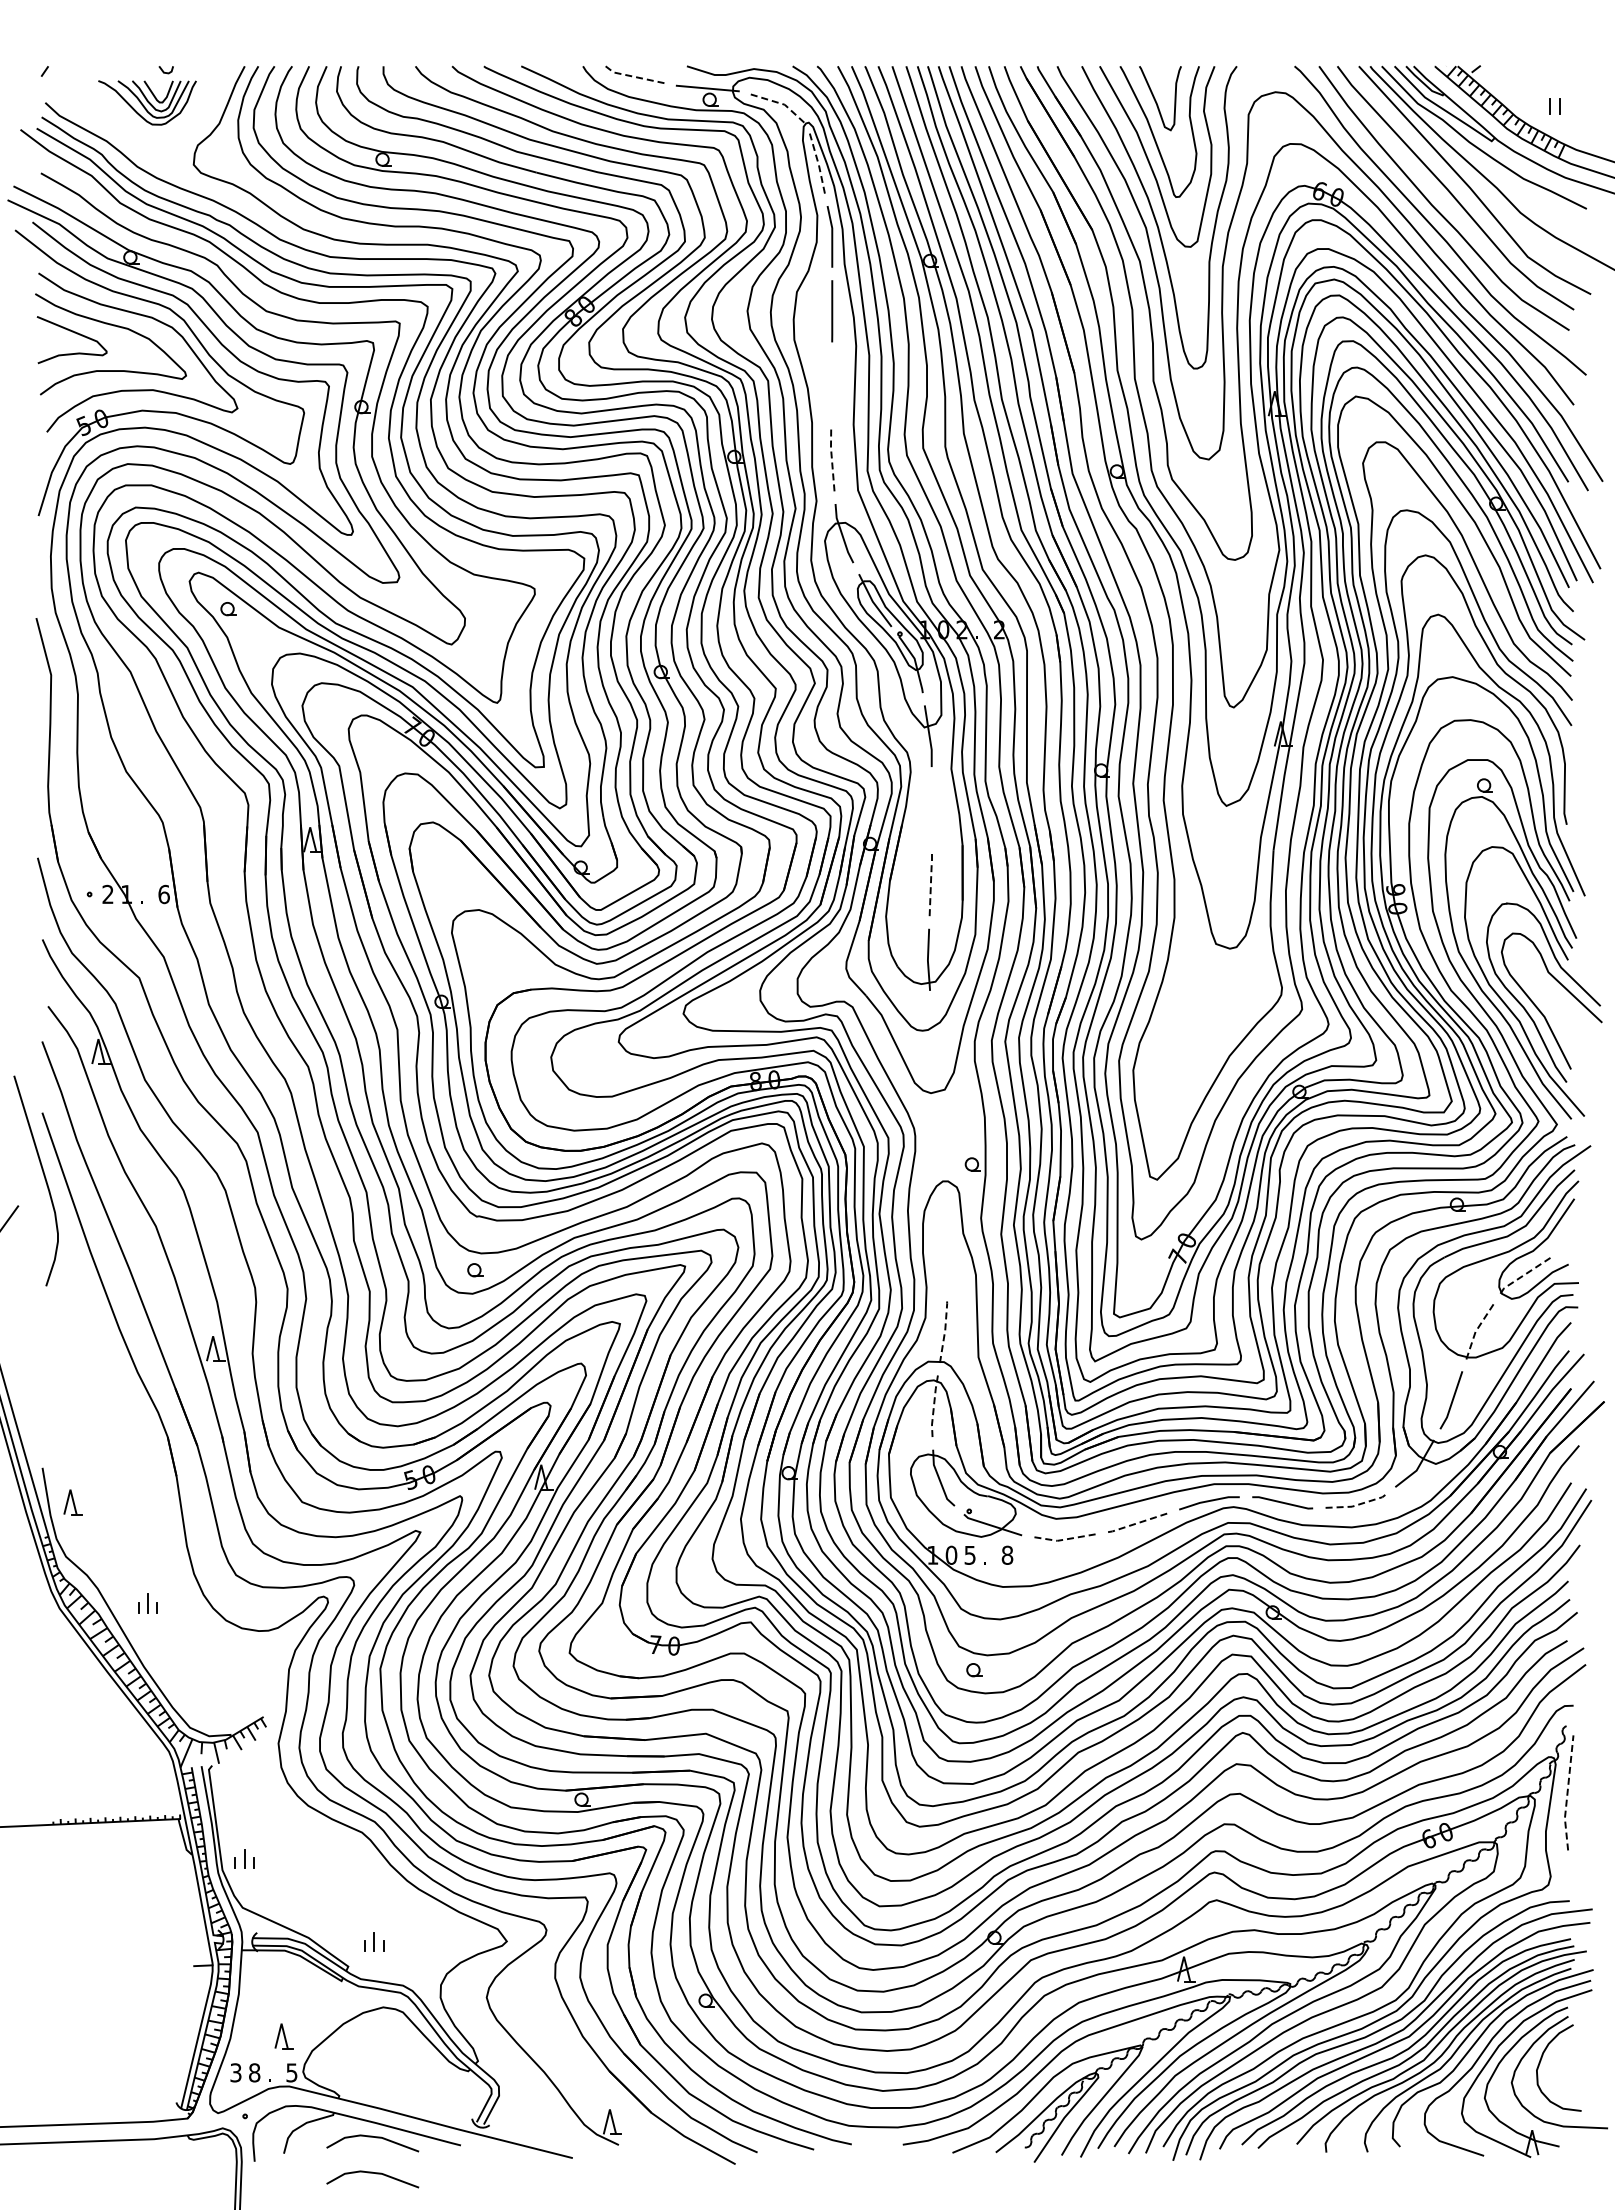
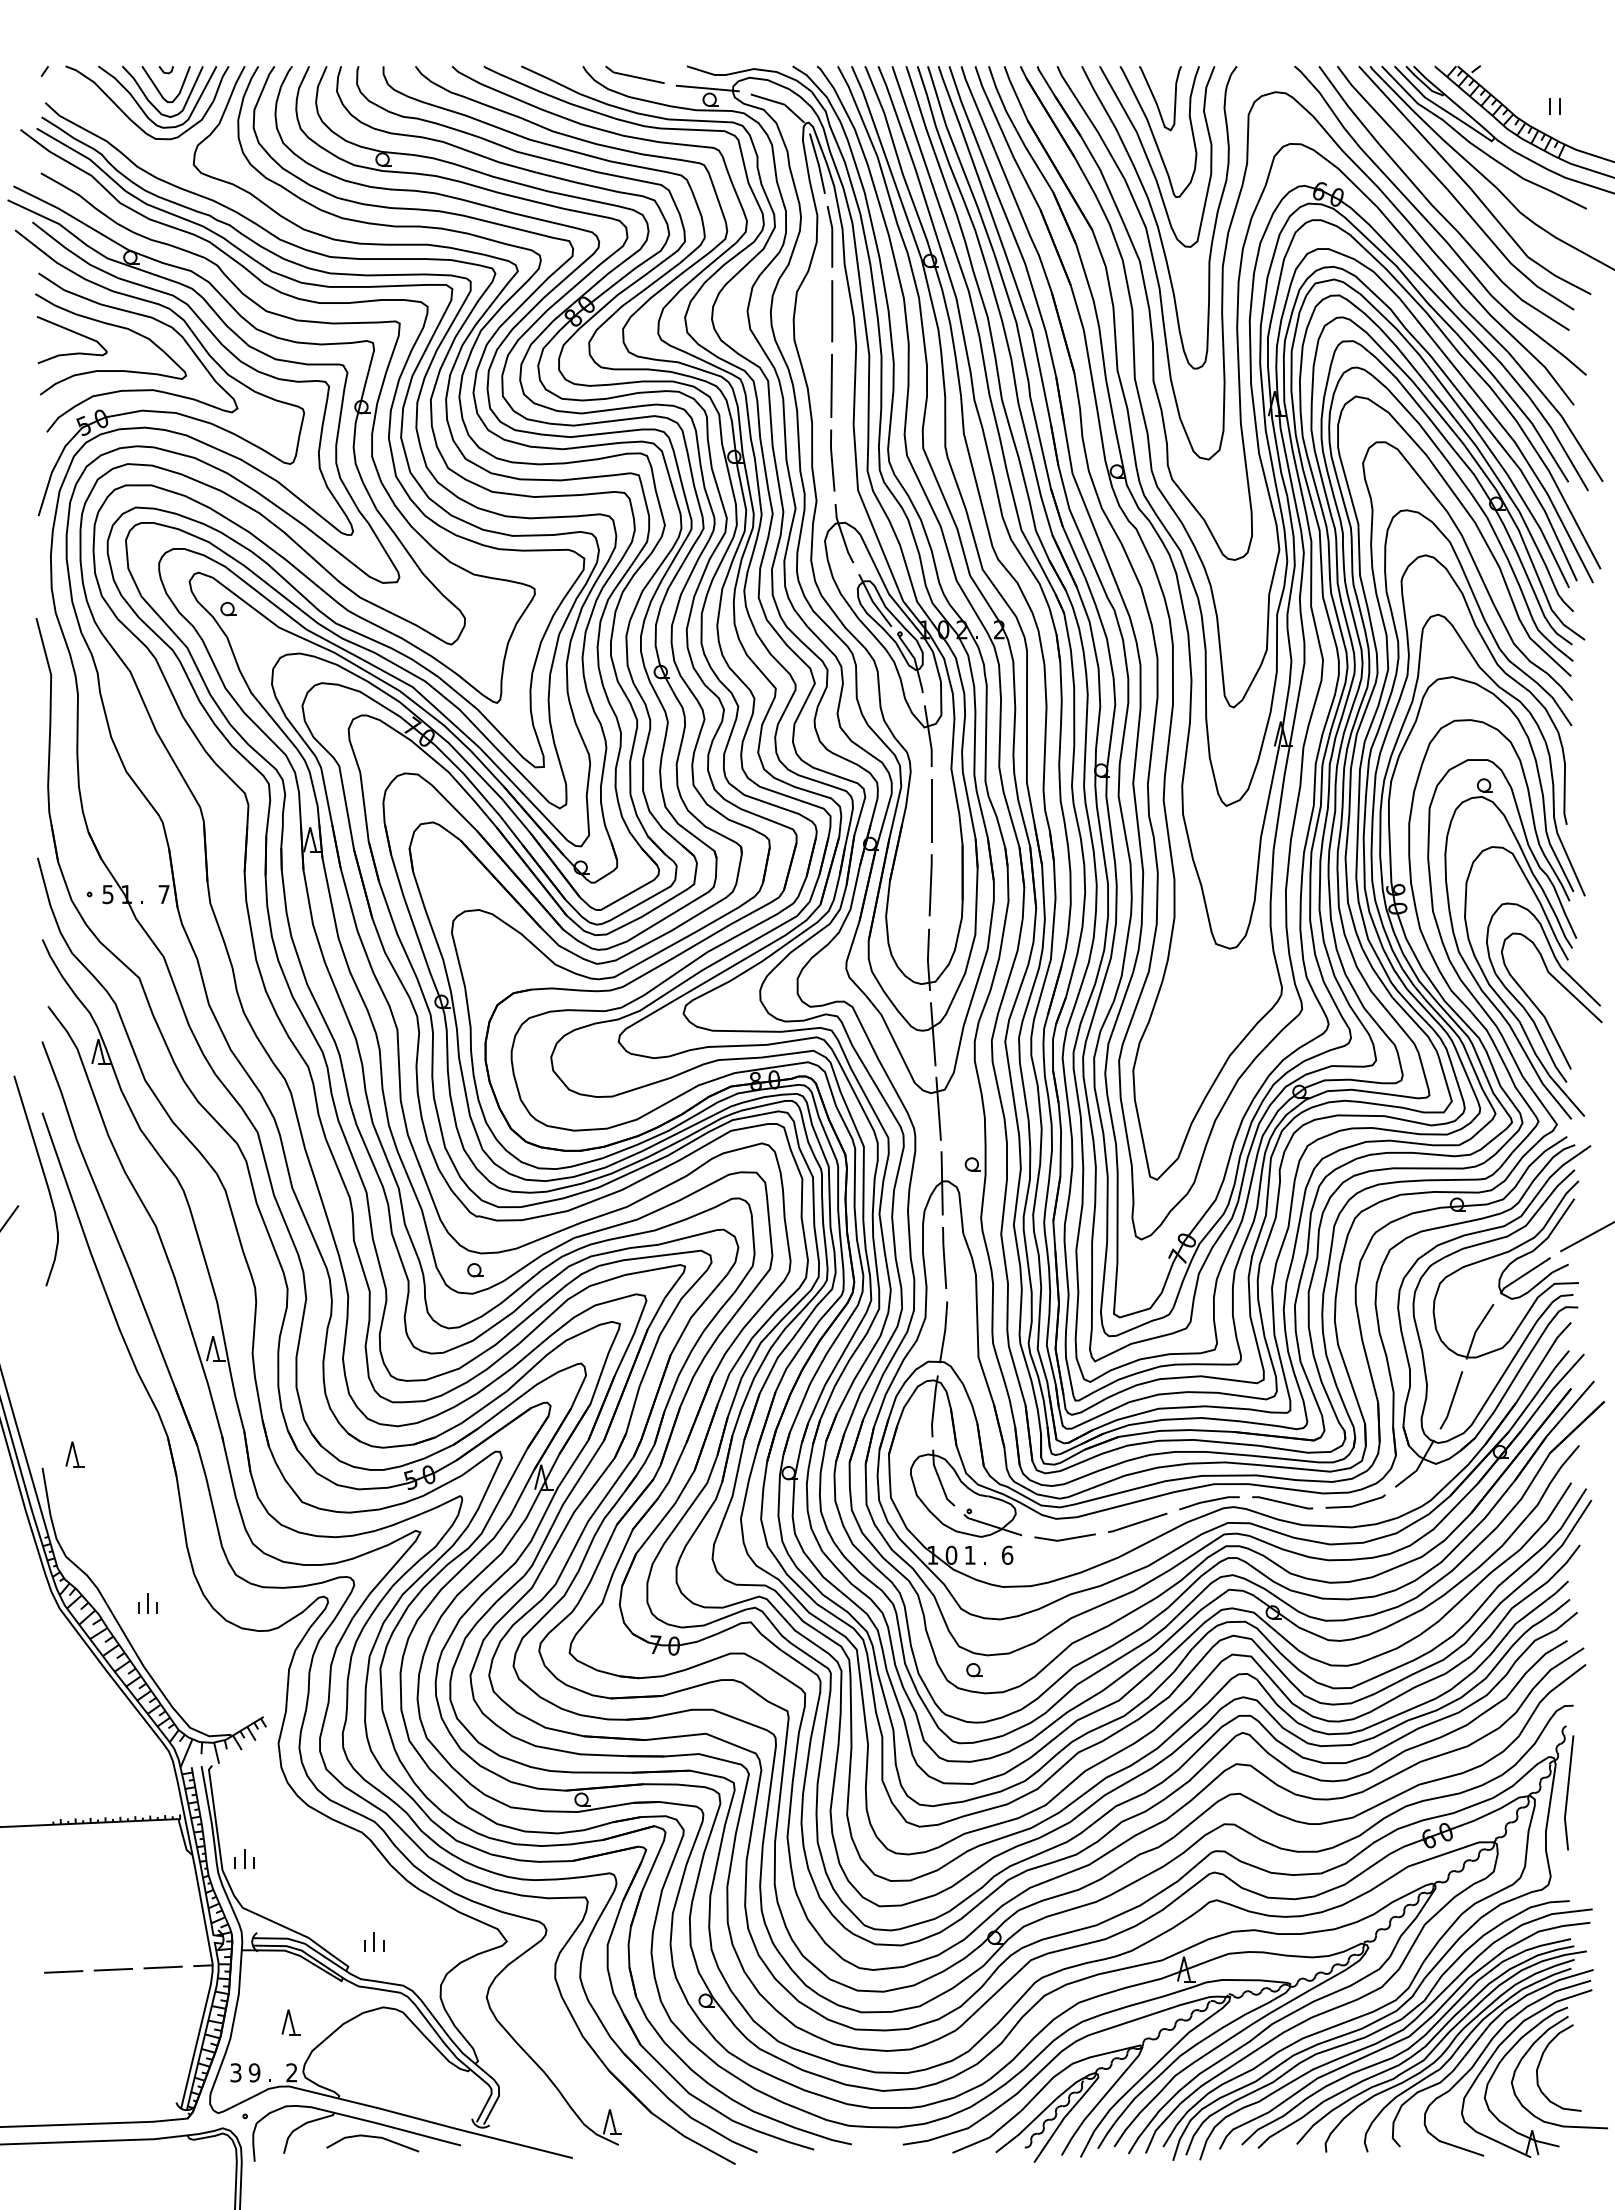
line: dashed -> solid (633, 76)
part size: 99x46 px -> 165x76 px (147, 102)
line: dashed -> solid (781, 103)
line: dashed -> solid (818, 163)
line: none -> present (831, 385)
line: dashed -> solid (831, 459)
line: none -> present (931, 810)
line: dashed -> solid (930, 884)
text: 2 -> 5 (107, 894)
text: 6 -> 7 (163, 894)
line: none -> present (932, 1034)
line: none -> present (938, 1108)
line: none -> present (941, 1183)
line: none -> present (1586, 1237)
line: none -> present (944, 1257)
line: dashed -> solid (1524, 1275)
line: dashed -> solid (1476, 1330)
line: dashed -> solid (945, 1331)
line: dashed -> solid (933, 1406)
part position: (72, 1502) -> (74, 1454) (74, 1454)
line: dashed -> solid (1356, 1505)
line: dashed -> solid (1137, 1523)
line: dashed -> solid (1064, 1539)
text: 8 -> 6 (1007, 1554)
text: 5 -> 1 (969, 1555)
line: dashed -> solid (1567, 1793)
line: none -> present (162, 1967)
line: none -> present (113, 1969)
line: none -> present (63, 1971)
part position: (283, 2036) -> (290, 2022) (290, 2022)
text: 8 -> 9 (254, 2072)
text: 5 -> 2 (291, 2072)
line: present -> none (372, 2173)
